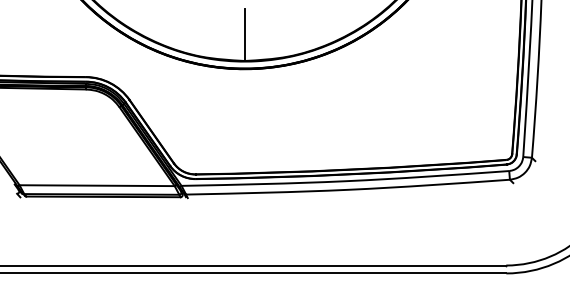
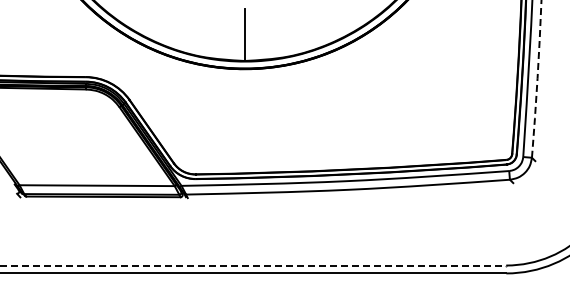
arc: solid -> dashed (537, 78)
line: solid -> dashed (253, 265)
